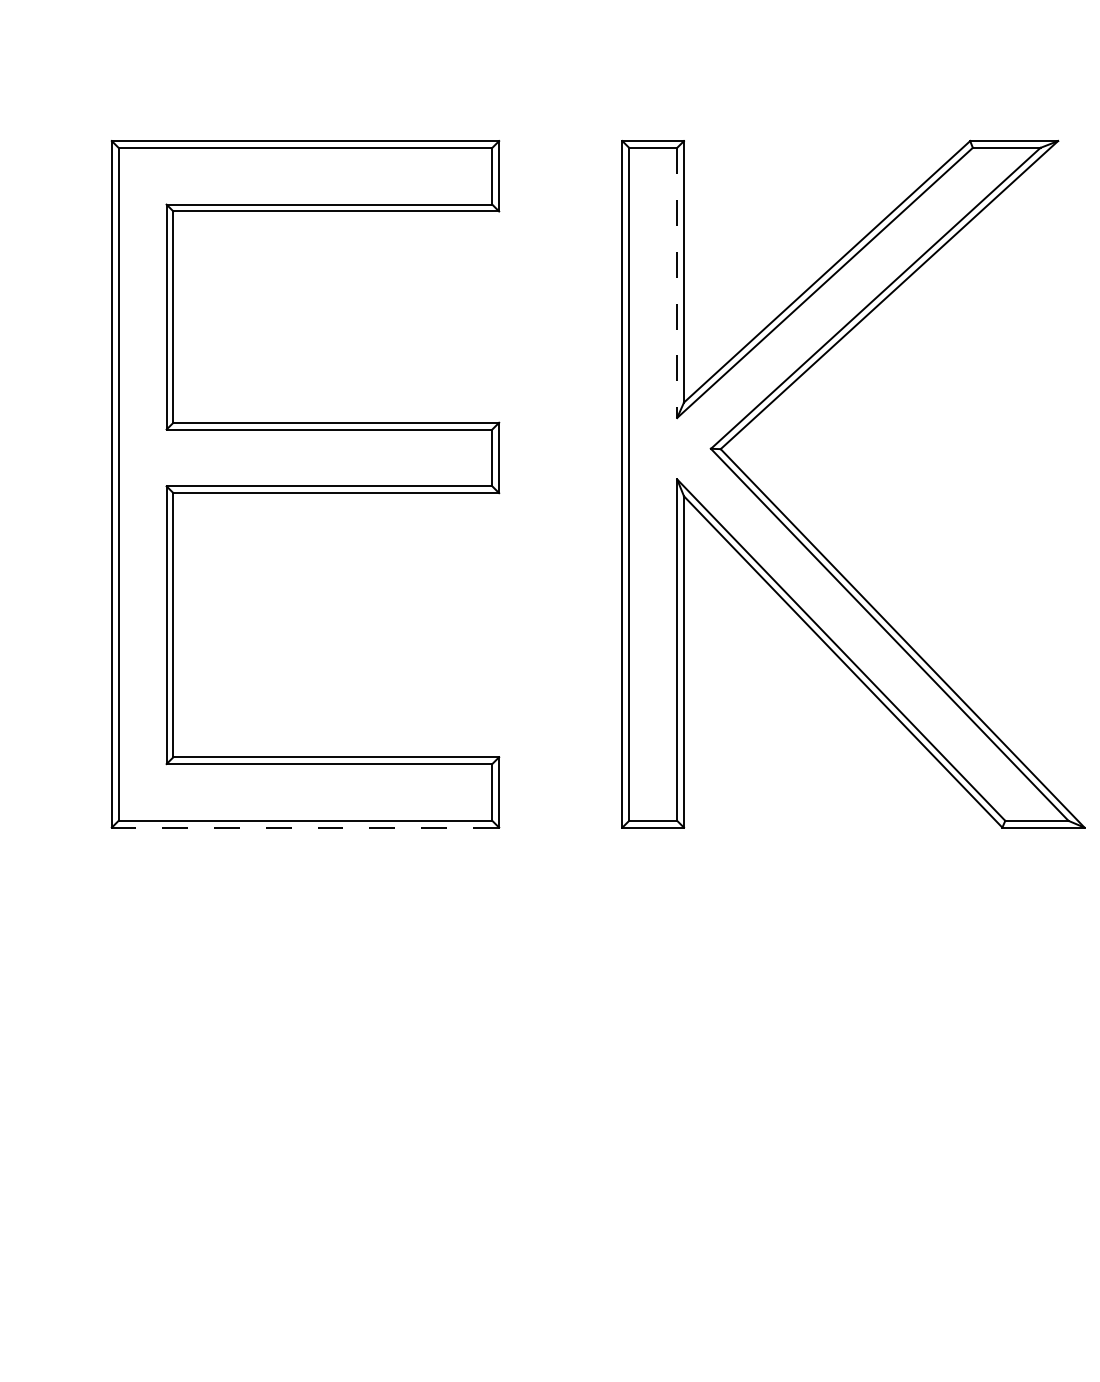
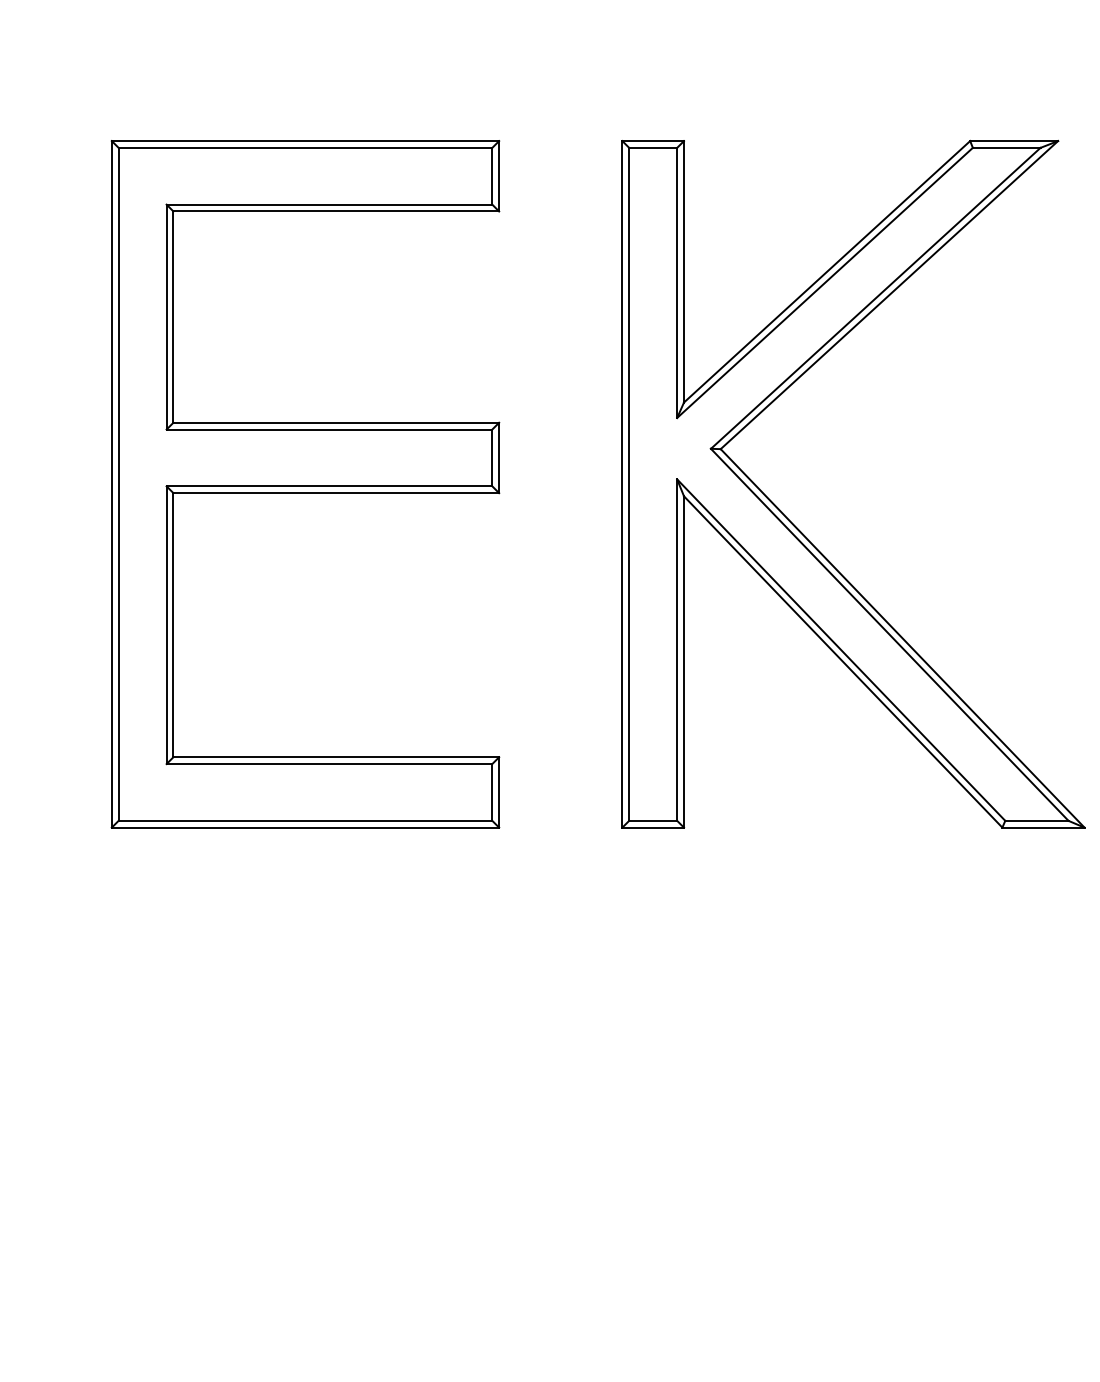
line: dashed -> solid (677, 283)
line: dashed -> solid (305, 827)
